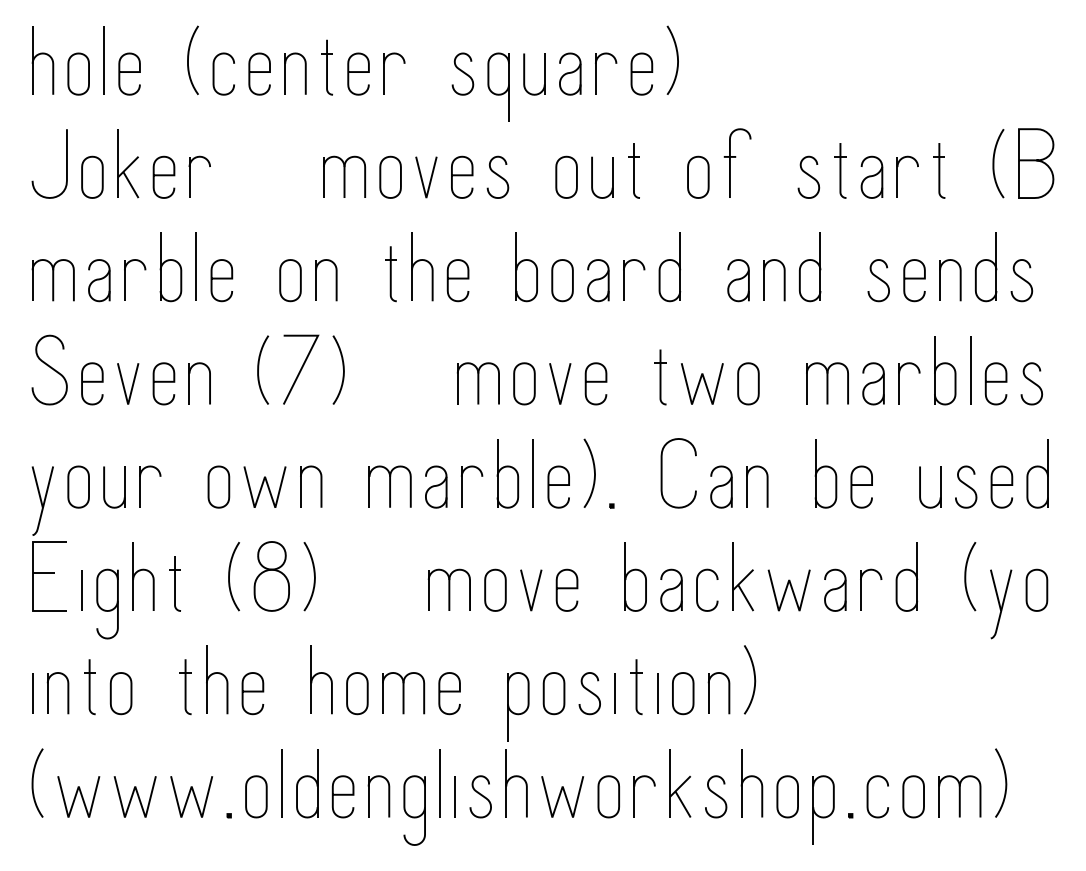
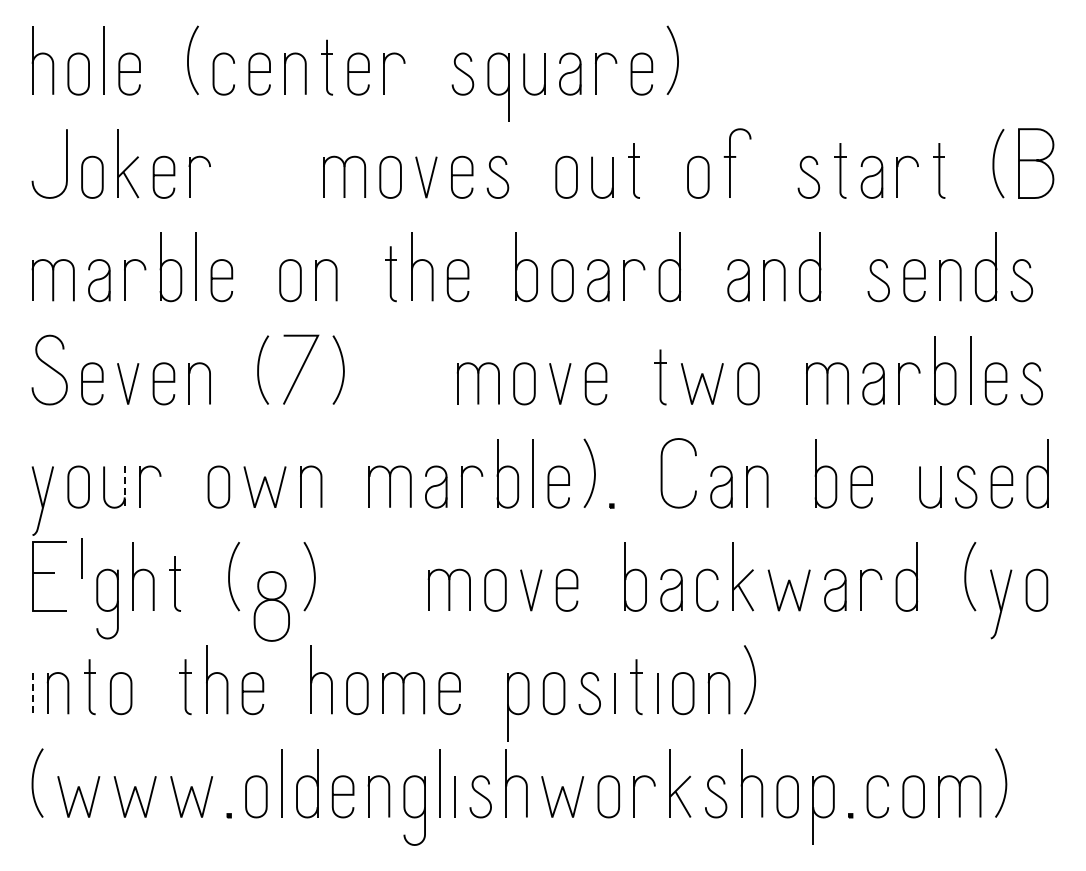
line: solid -> dashed (124, 487)
part position: (271, 576) -> (271, 606) (271, 606)
line position: (81, 590) -> (81, 558) (81, 558)
line: solid -> dashed (32, 693)
